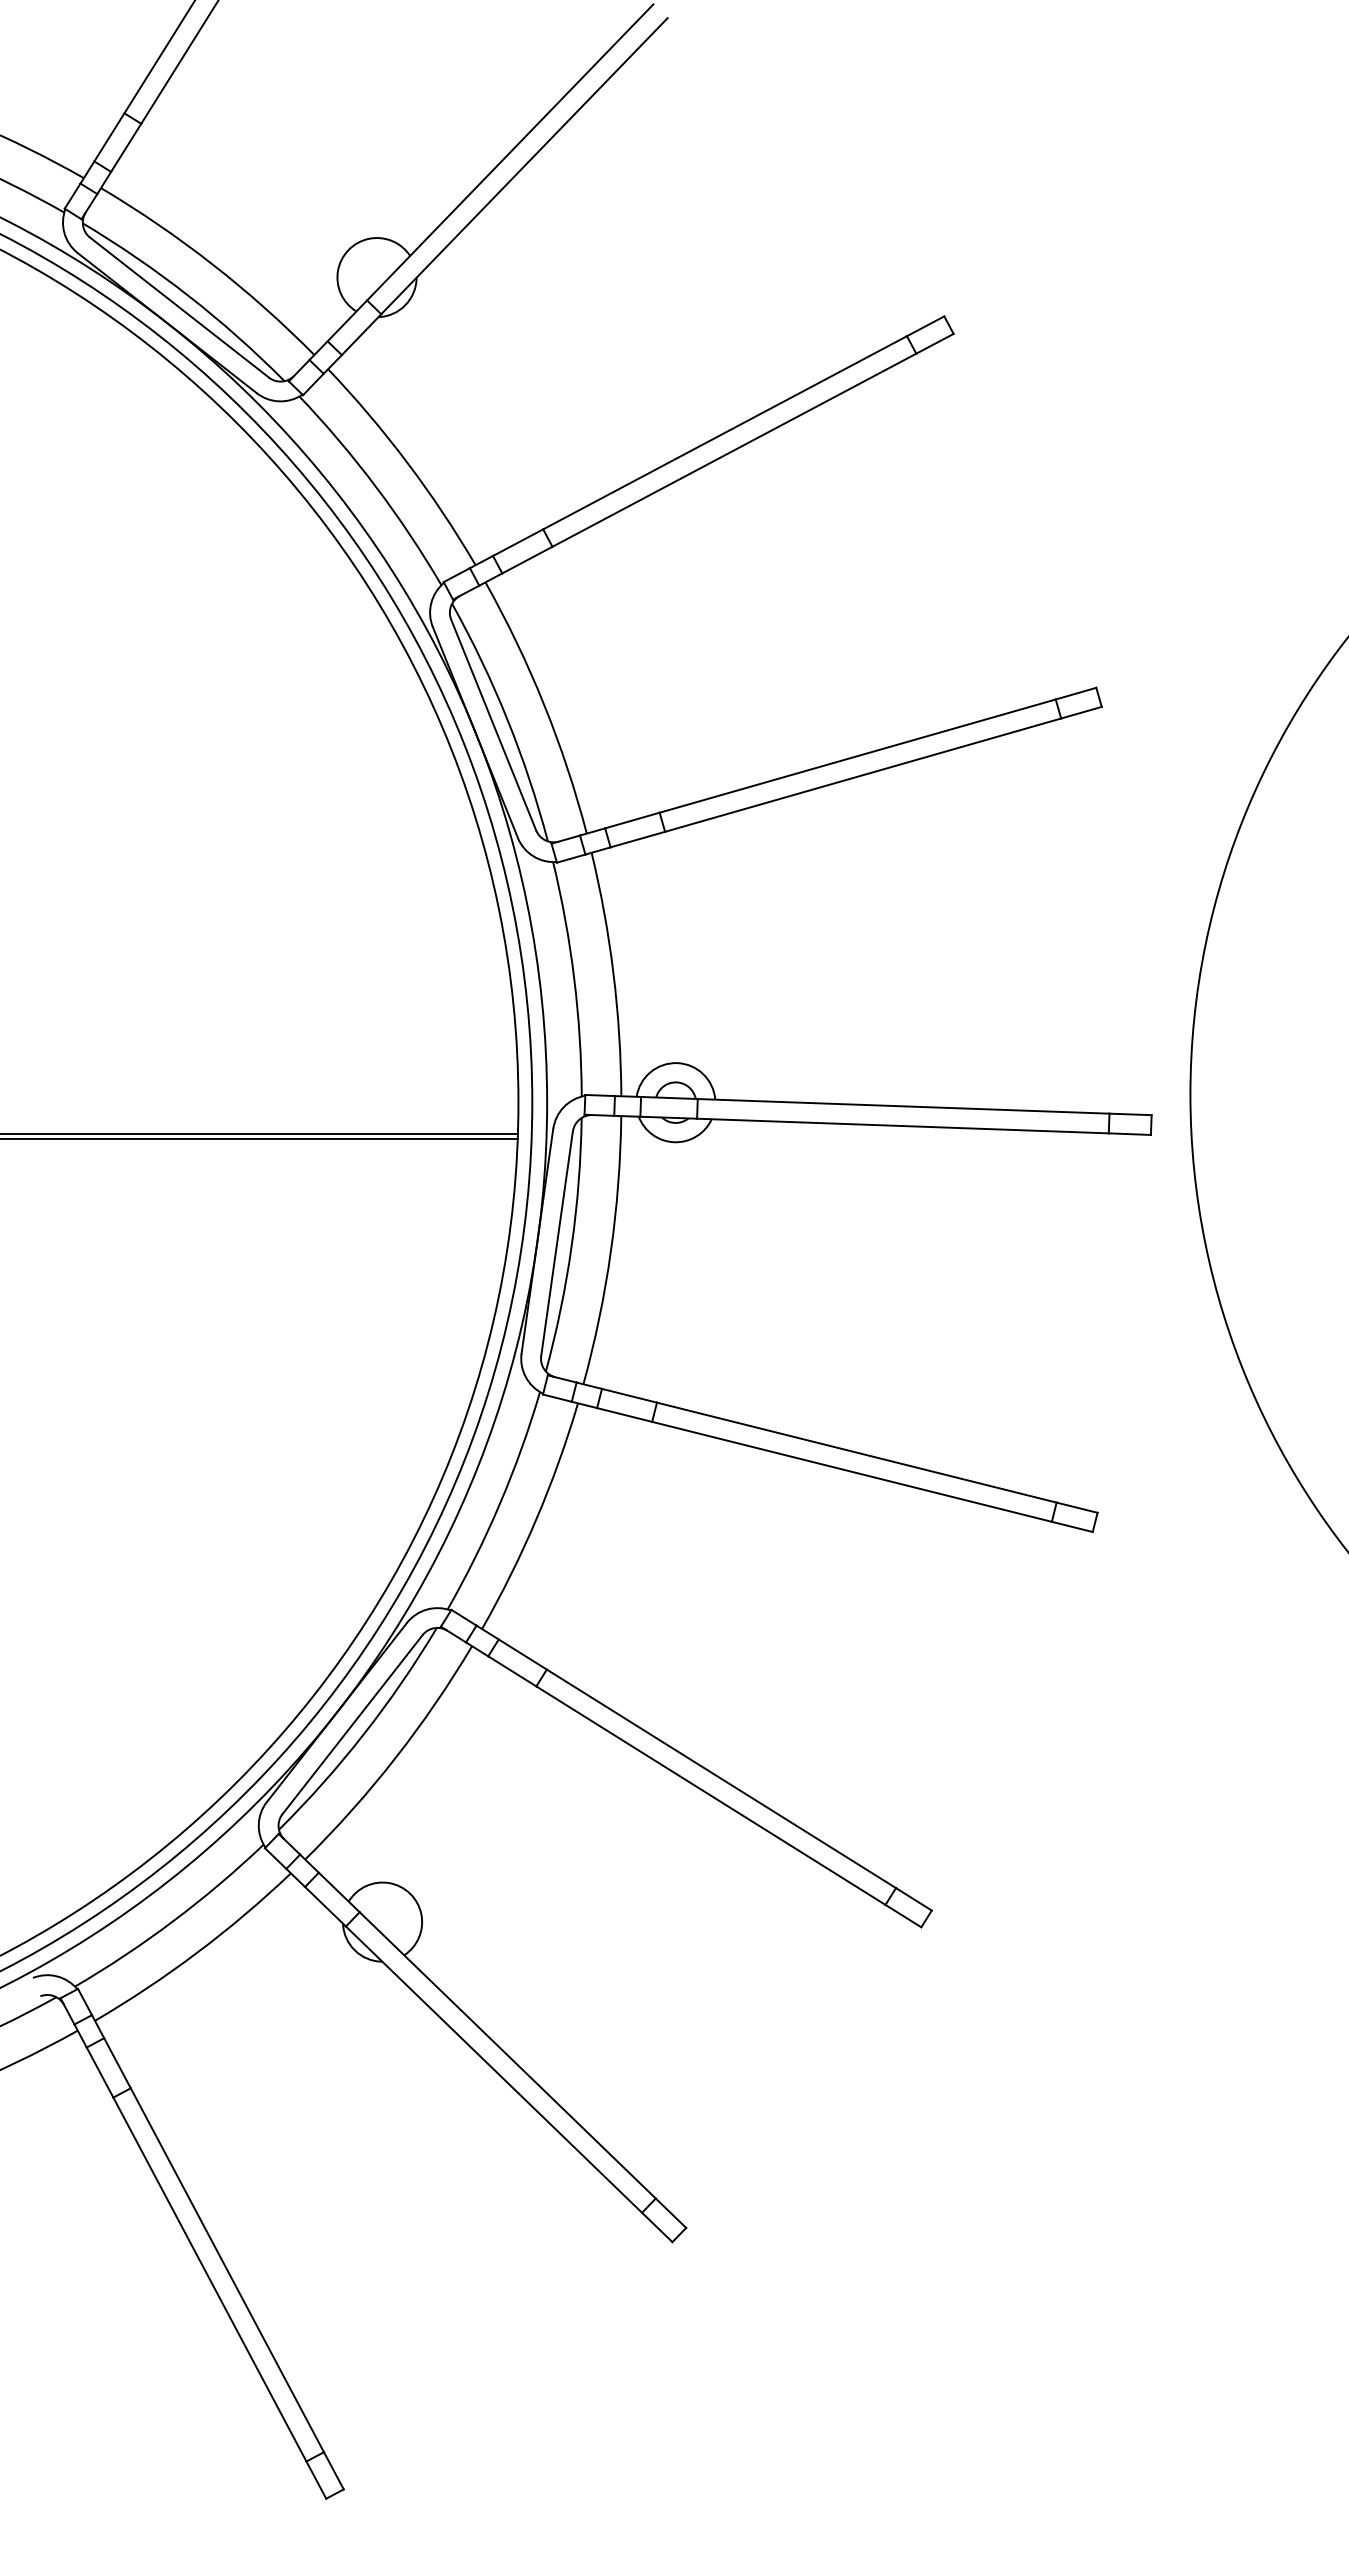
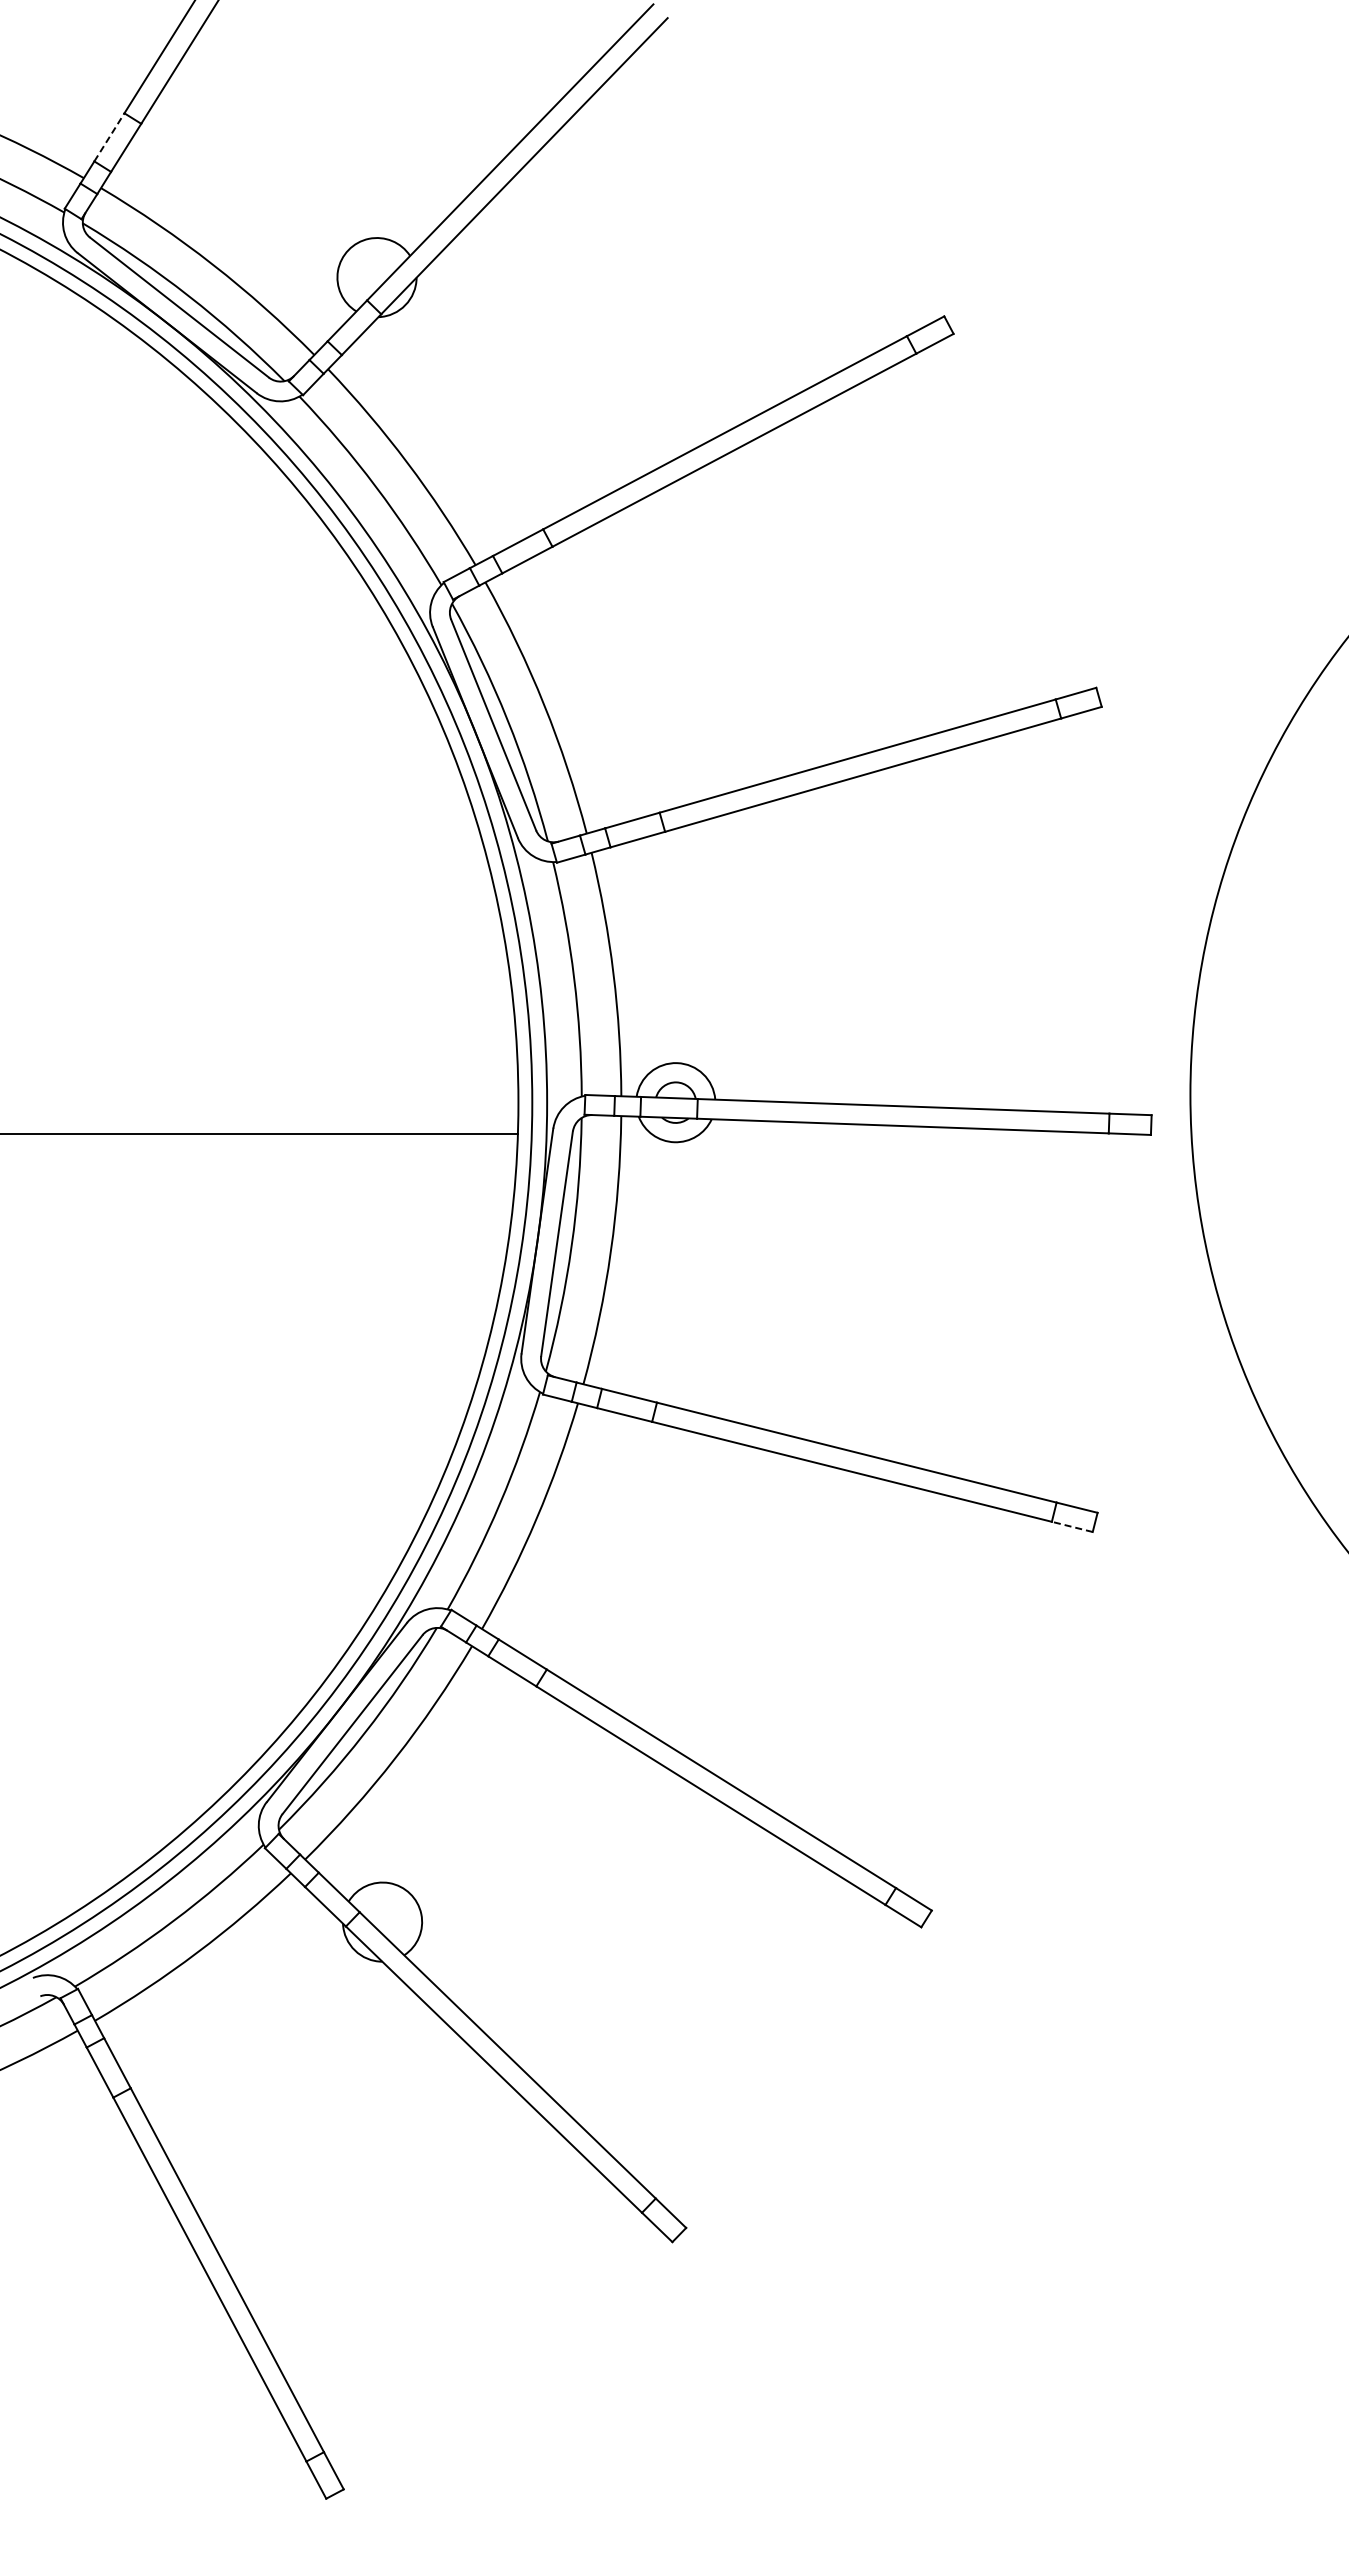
line: solid -> dashed (109, 136)
line: present -> none (259, 1139)
line: solid -> dashed (1071, 1526)
